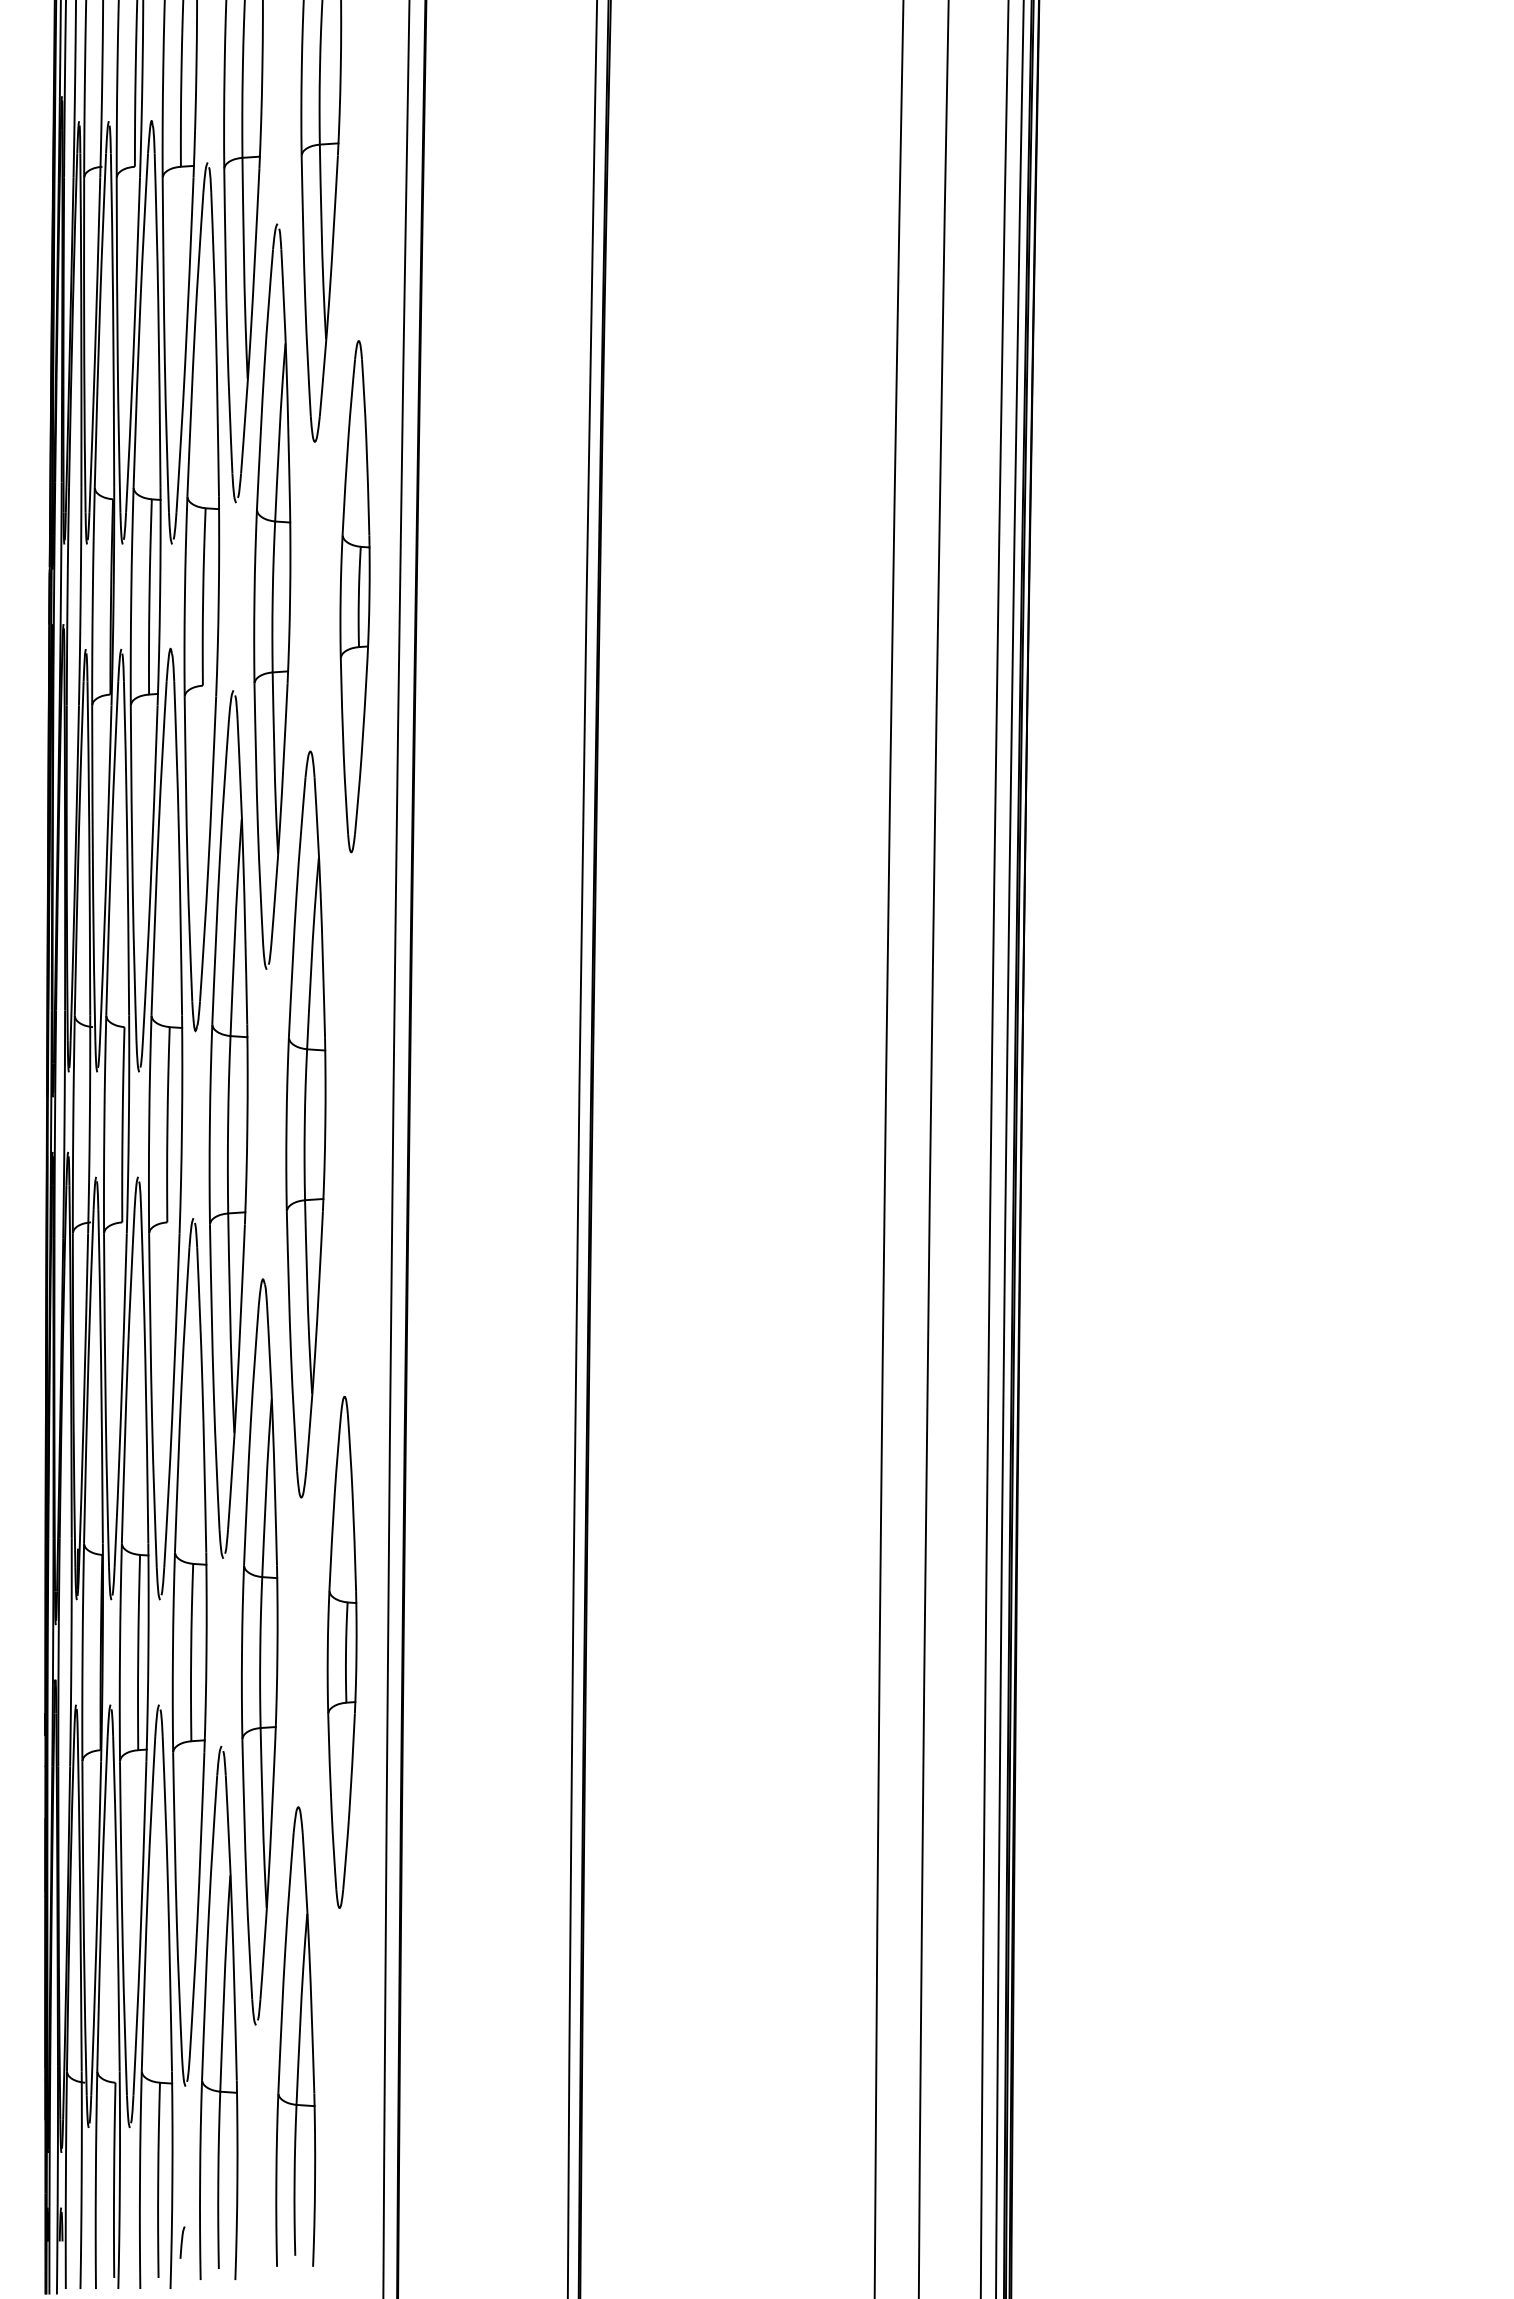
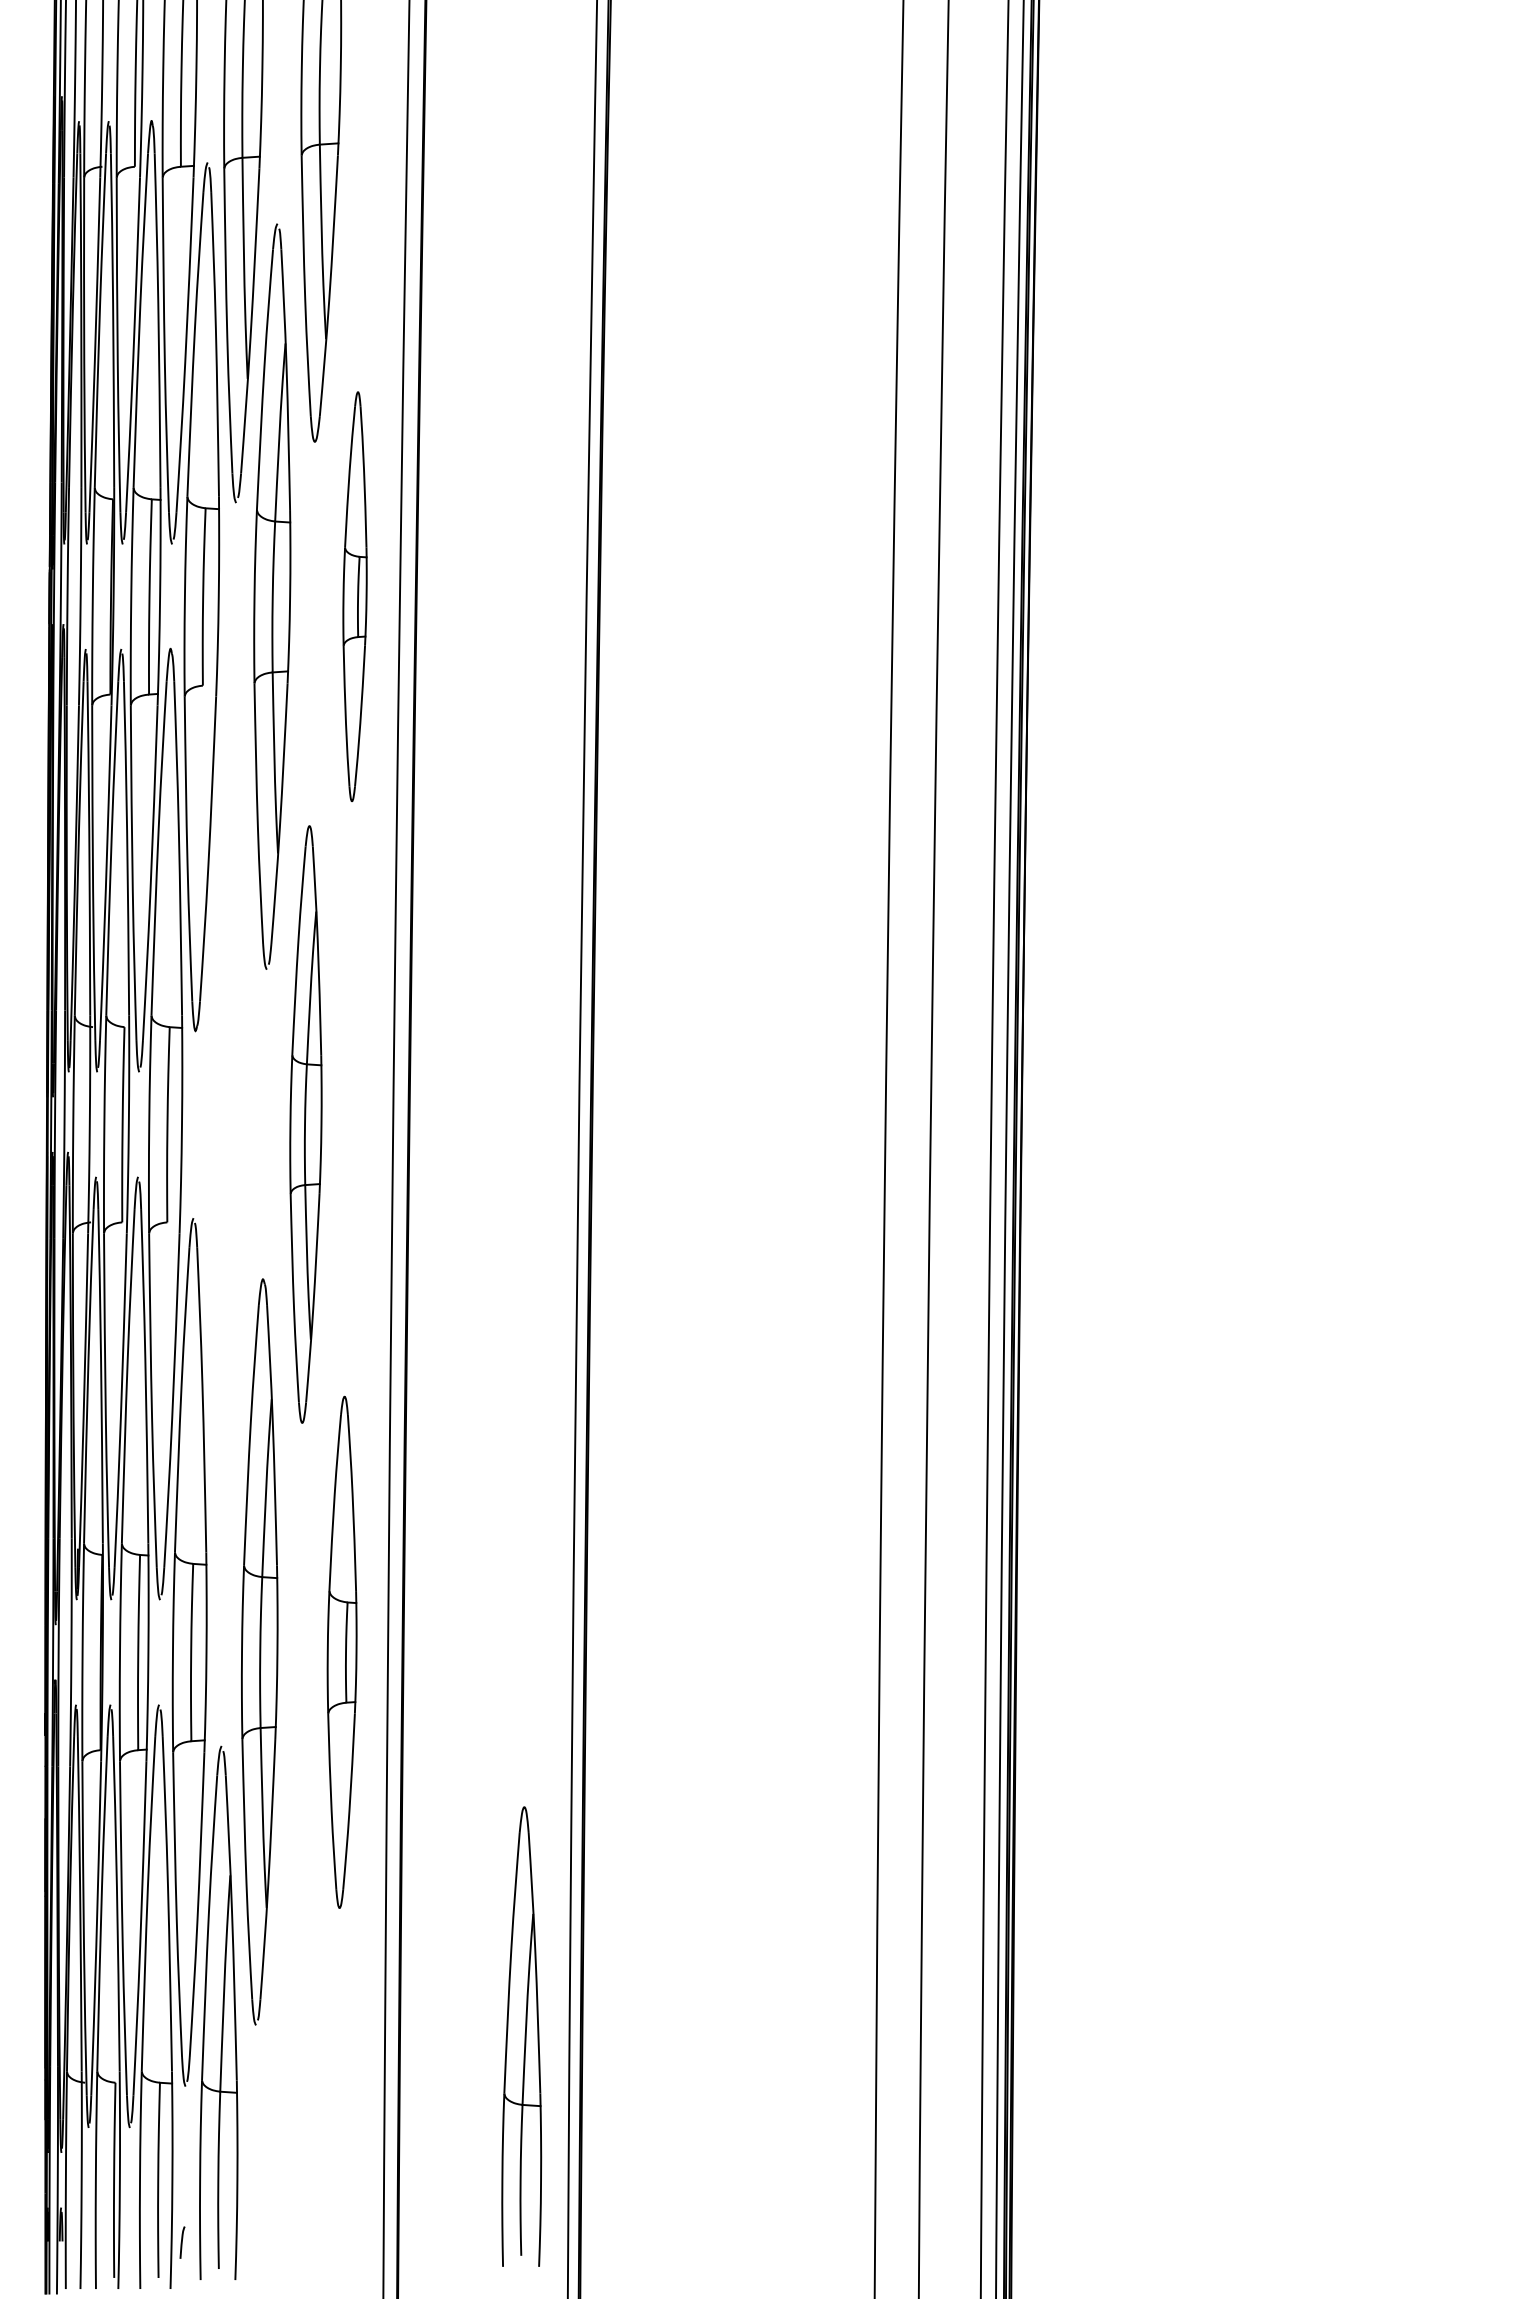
part size: 32x514 px -> 26x412 px (354, 596)
part: present -> none (228, 1124)
part size: 42x749 px -> 34x599 px (305, 1124)
part position: (295, 2036) -> (521, 2036) (521, 2036)
